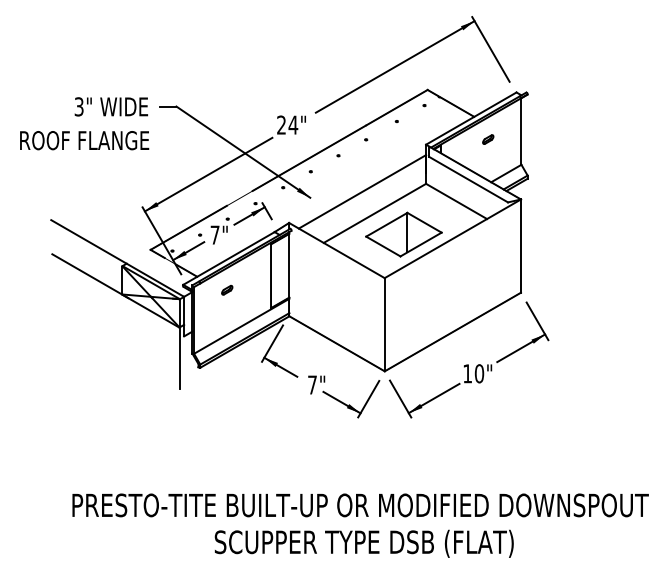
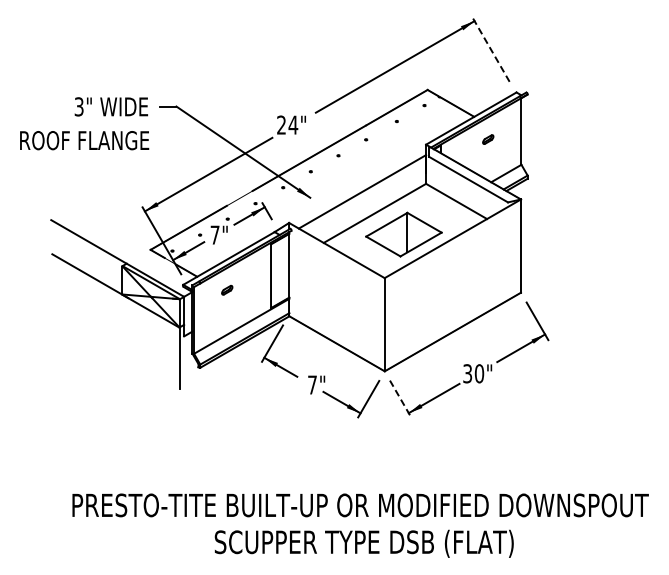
line: solid -> dashed (490, 49)
text: 10" -> 30" (467, 373)
line: solid -> dashed (400, 399)
